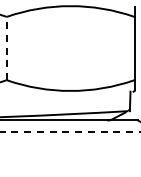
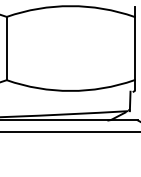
line: dashed -> solid (6, 48)
line: dashed -> solid (70, 132)
